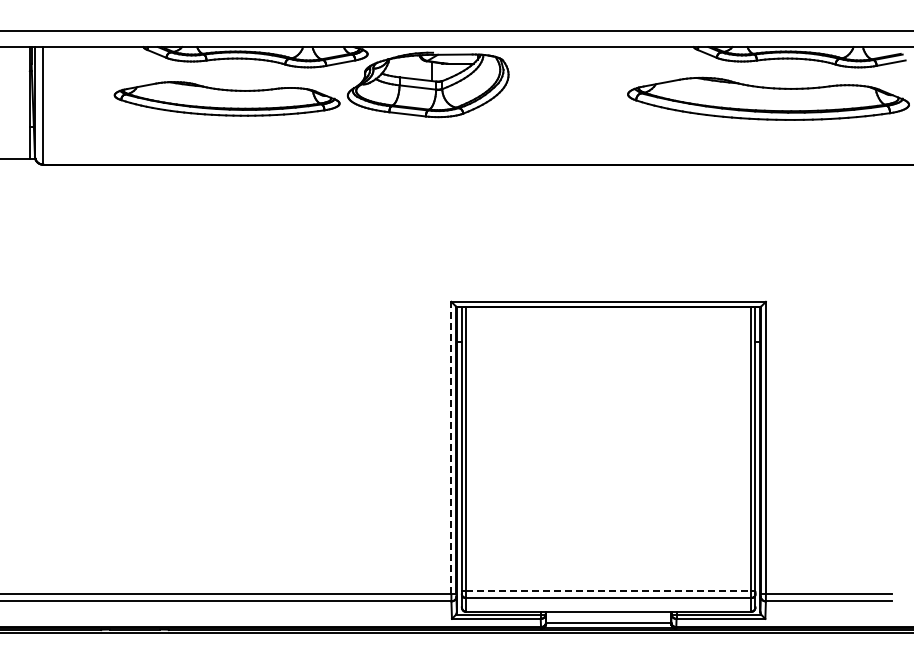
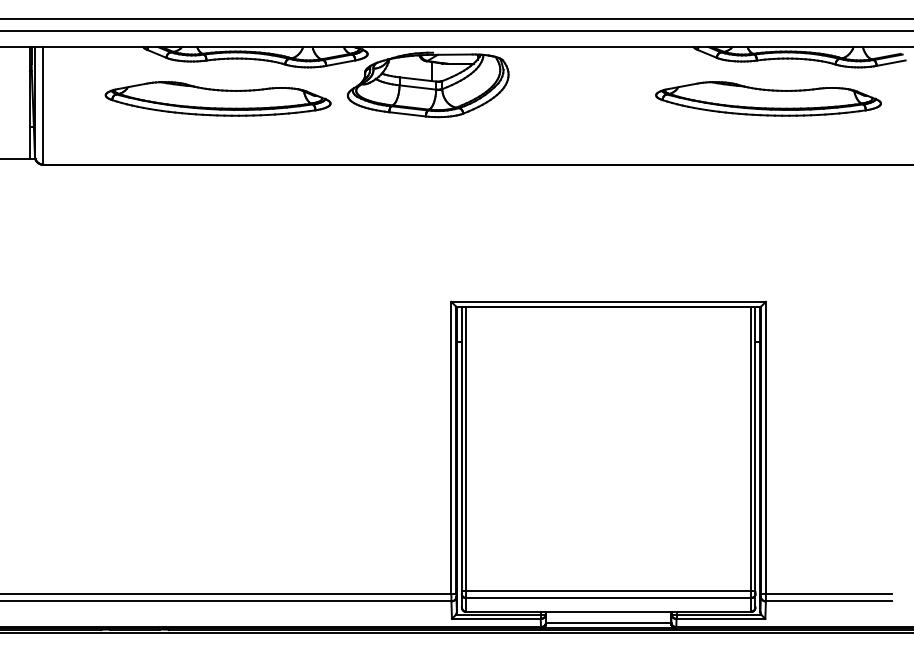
line: none -> present (456, 19)
part position: (226, 98) -> (217, 98) (217, 98)
part size: 283x45 px -> 227x36 px (768, 98)
line: dashed -> solid (451, 447)
line: dashed -> solid (608, 590)
